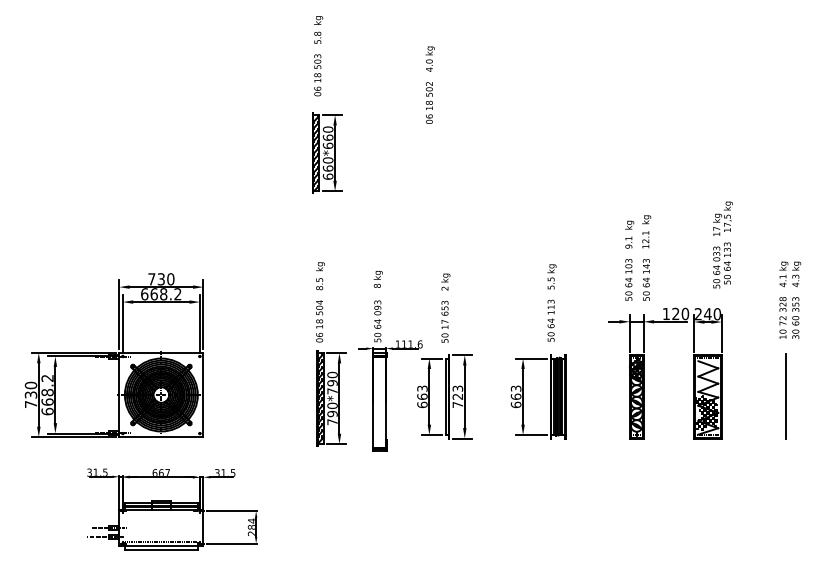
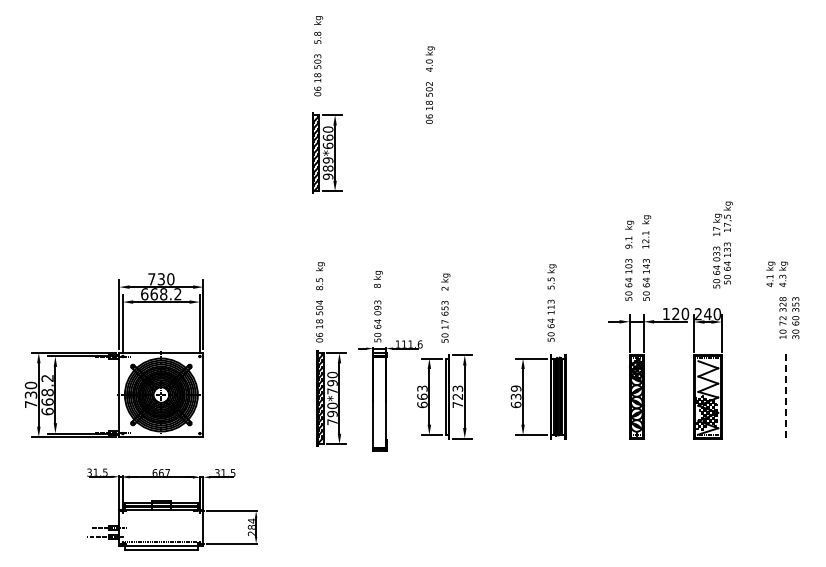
text: 660*660 -> 989*660 (327, 168)
text position: (790, 274) -> (777, 274) (777, 274)
text: 663 -> 639 (515, 392)
line: solid -> dashed (785, 396)
